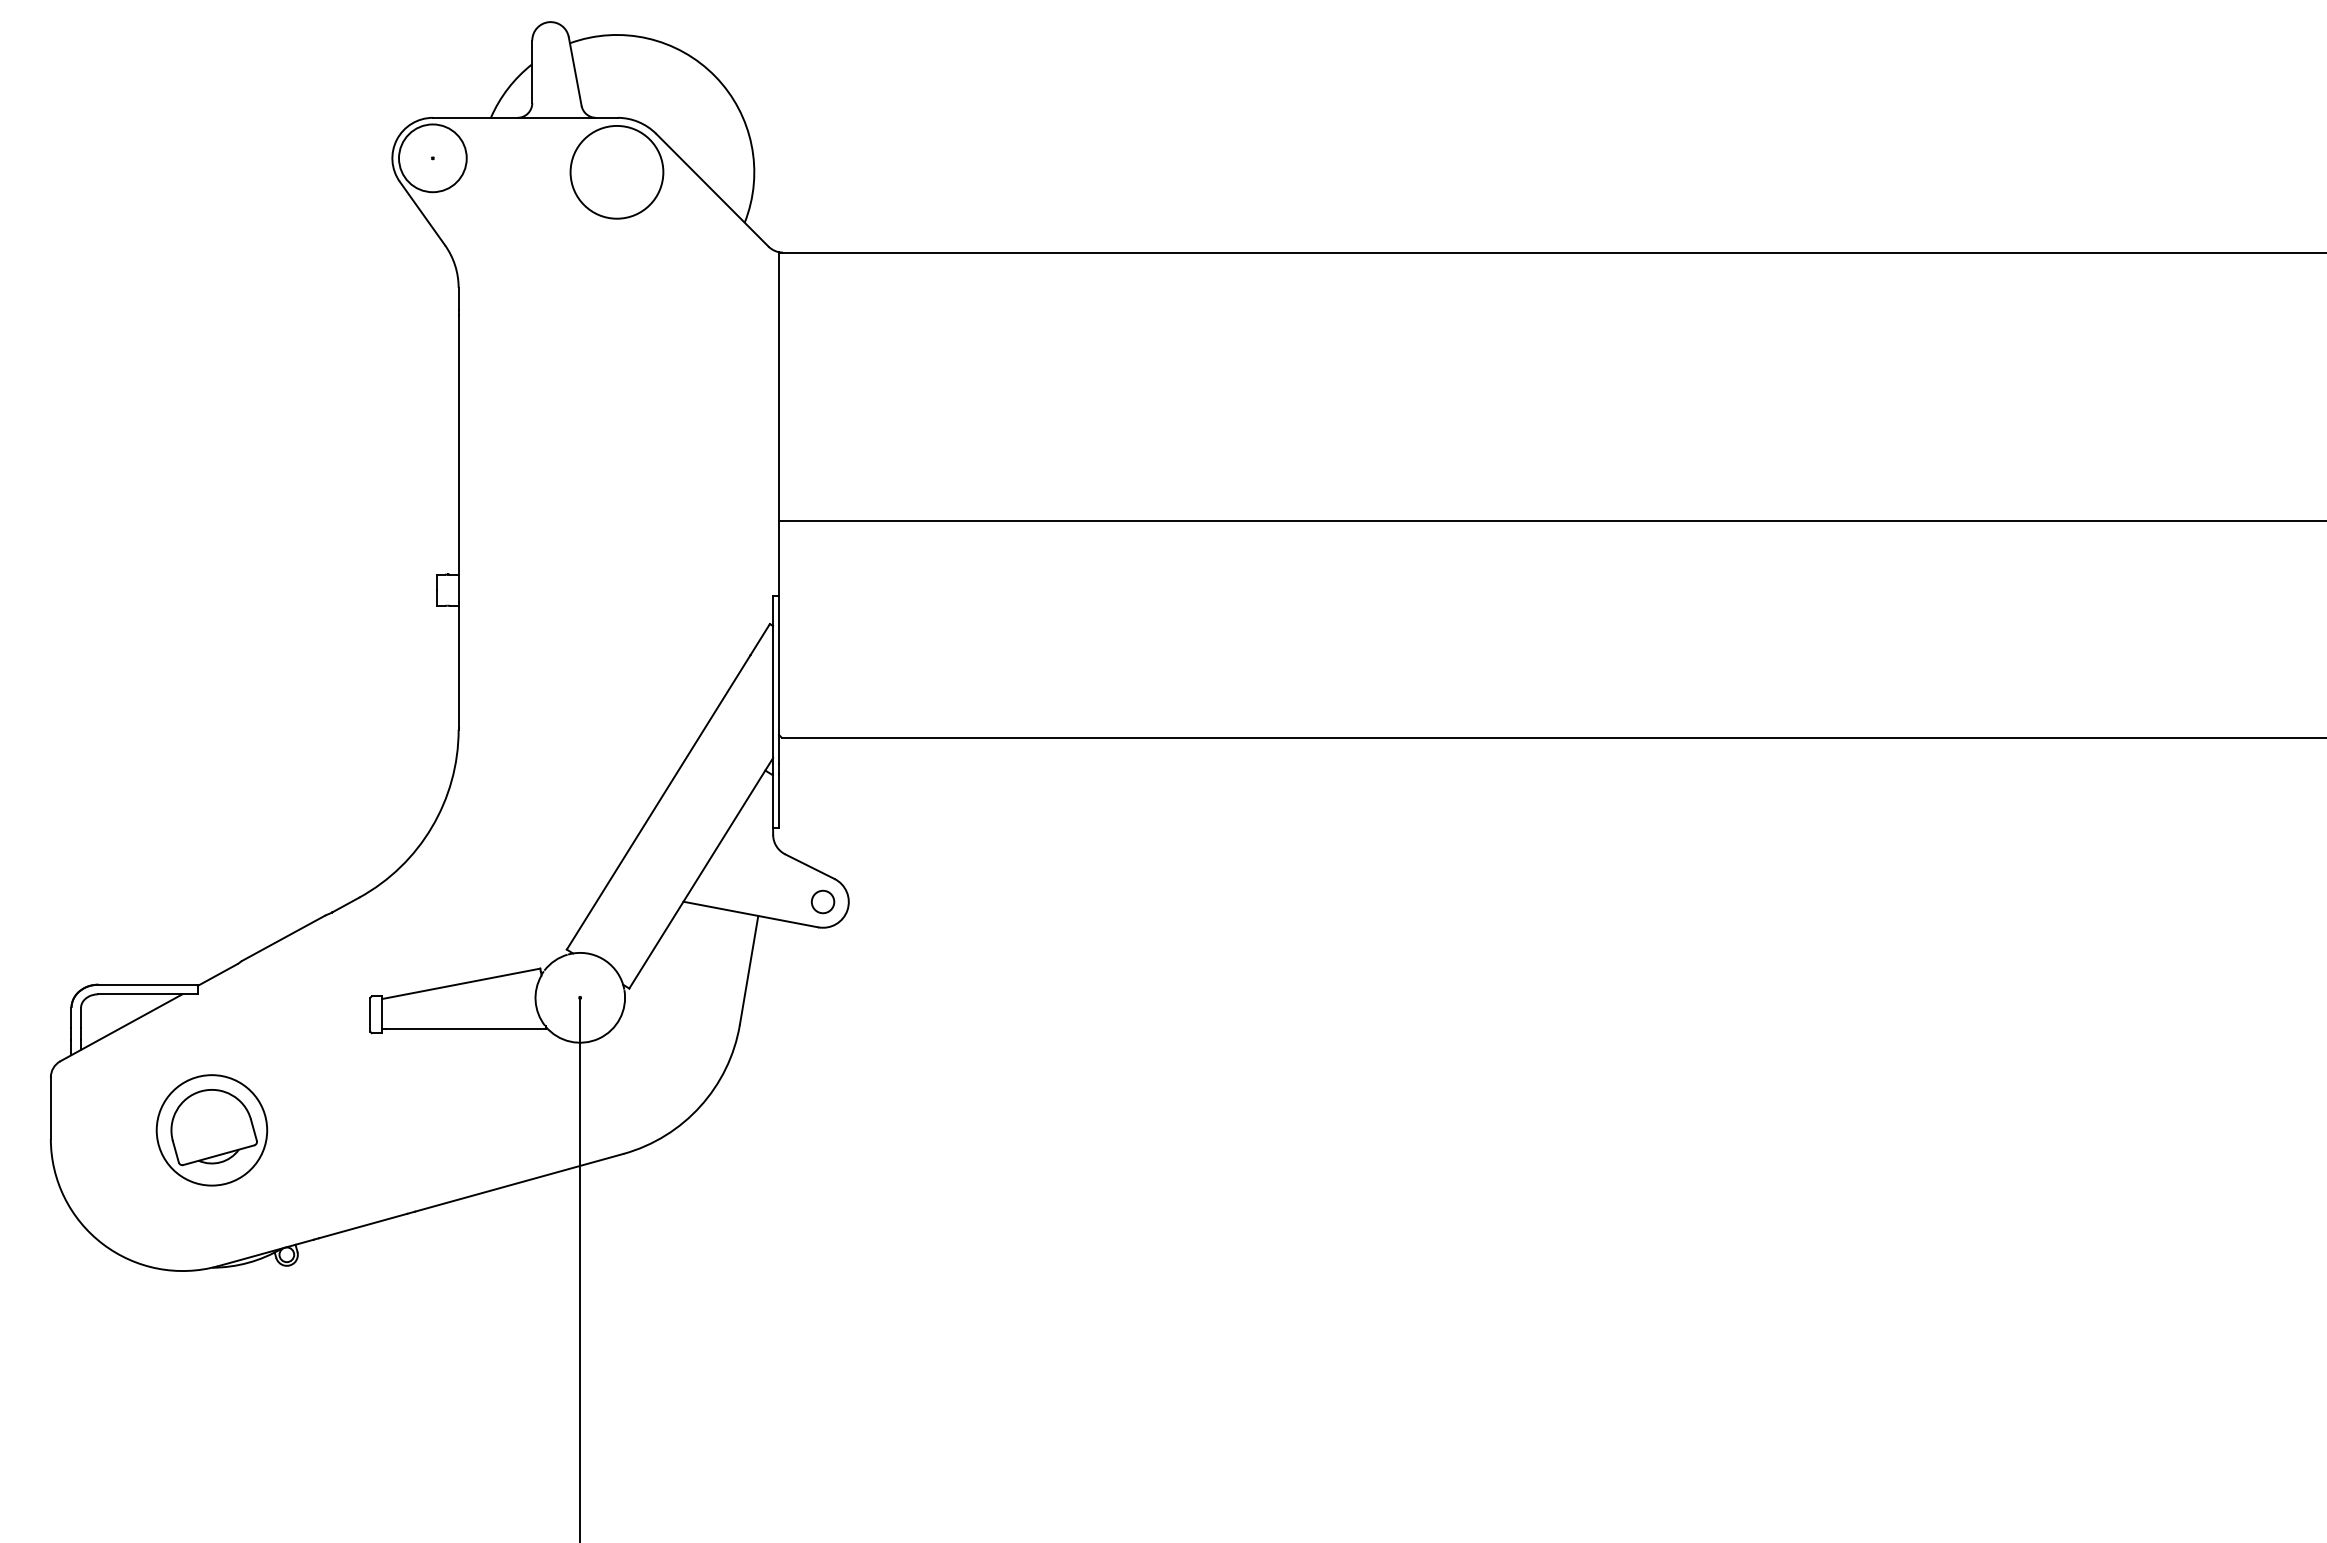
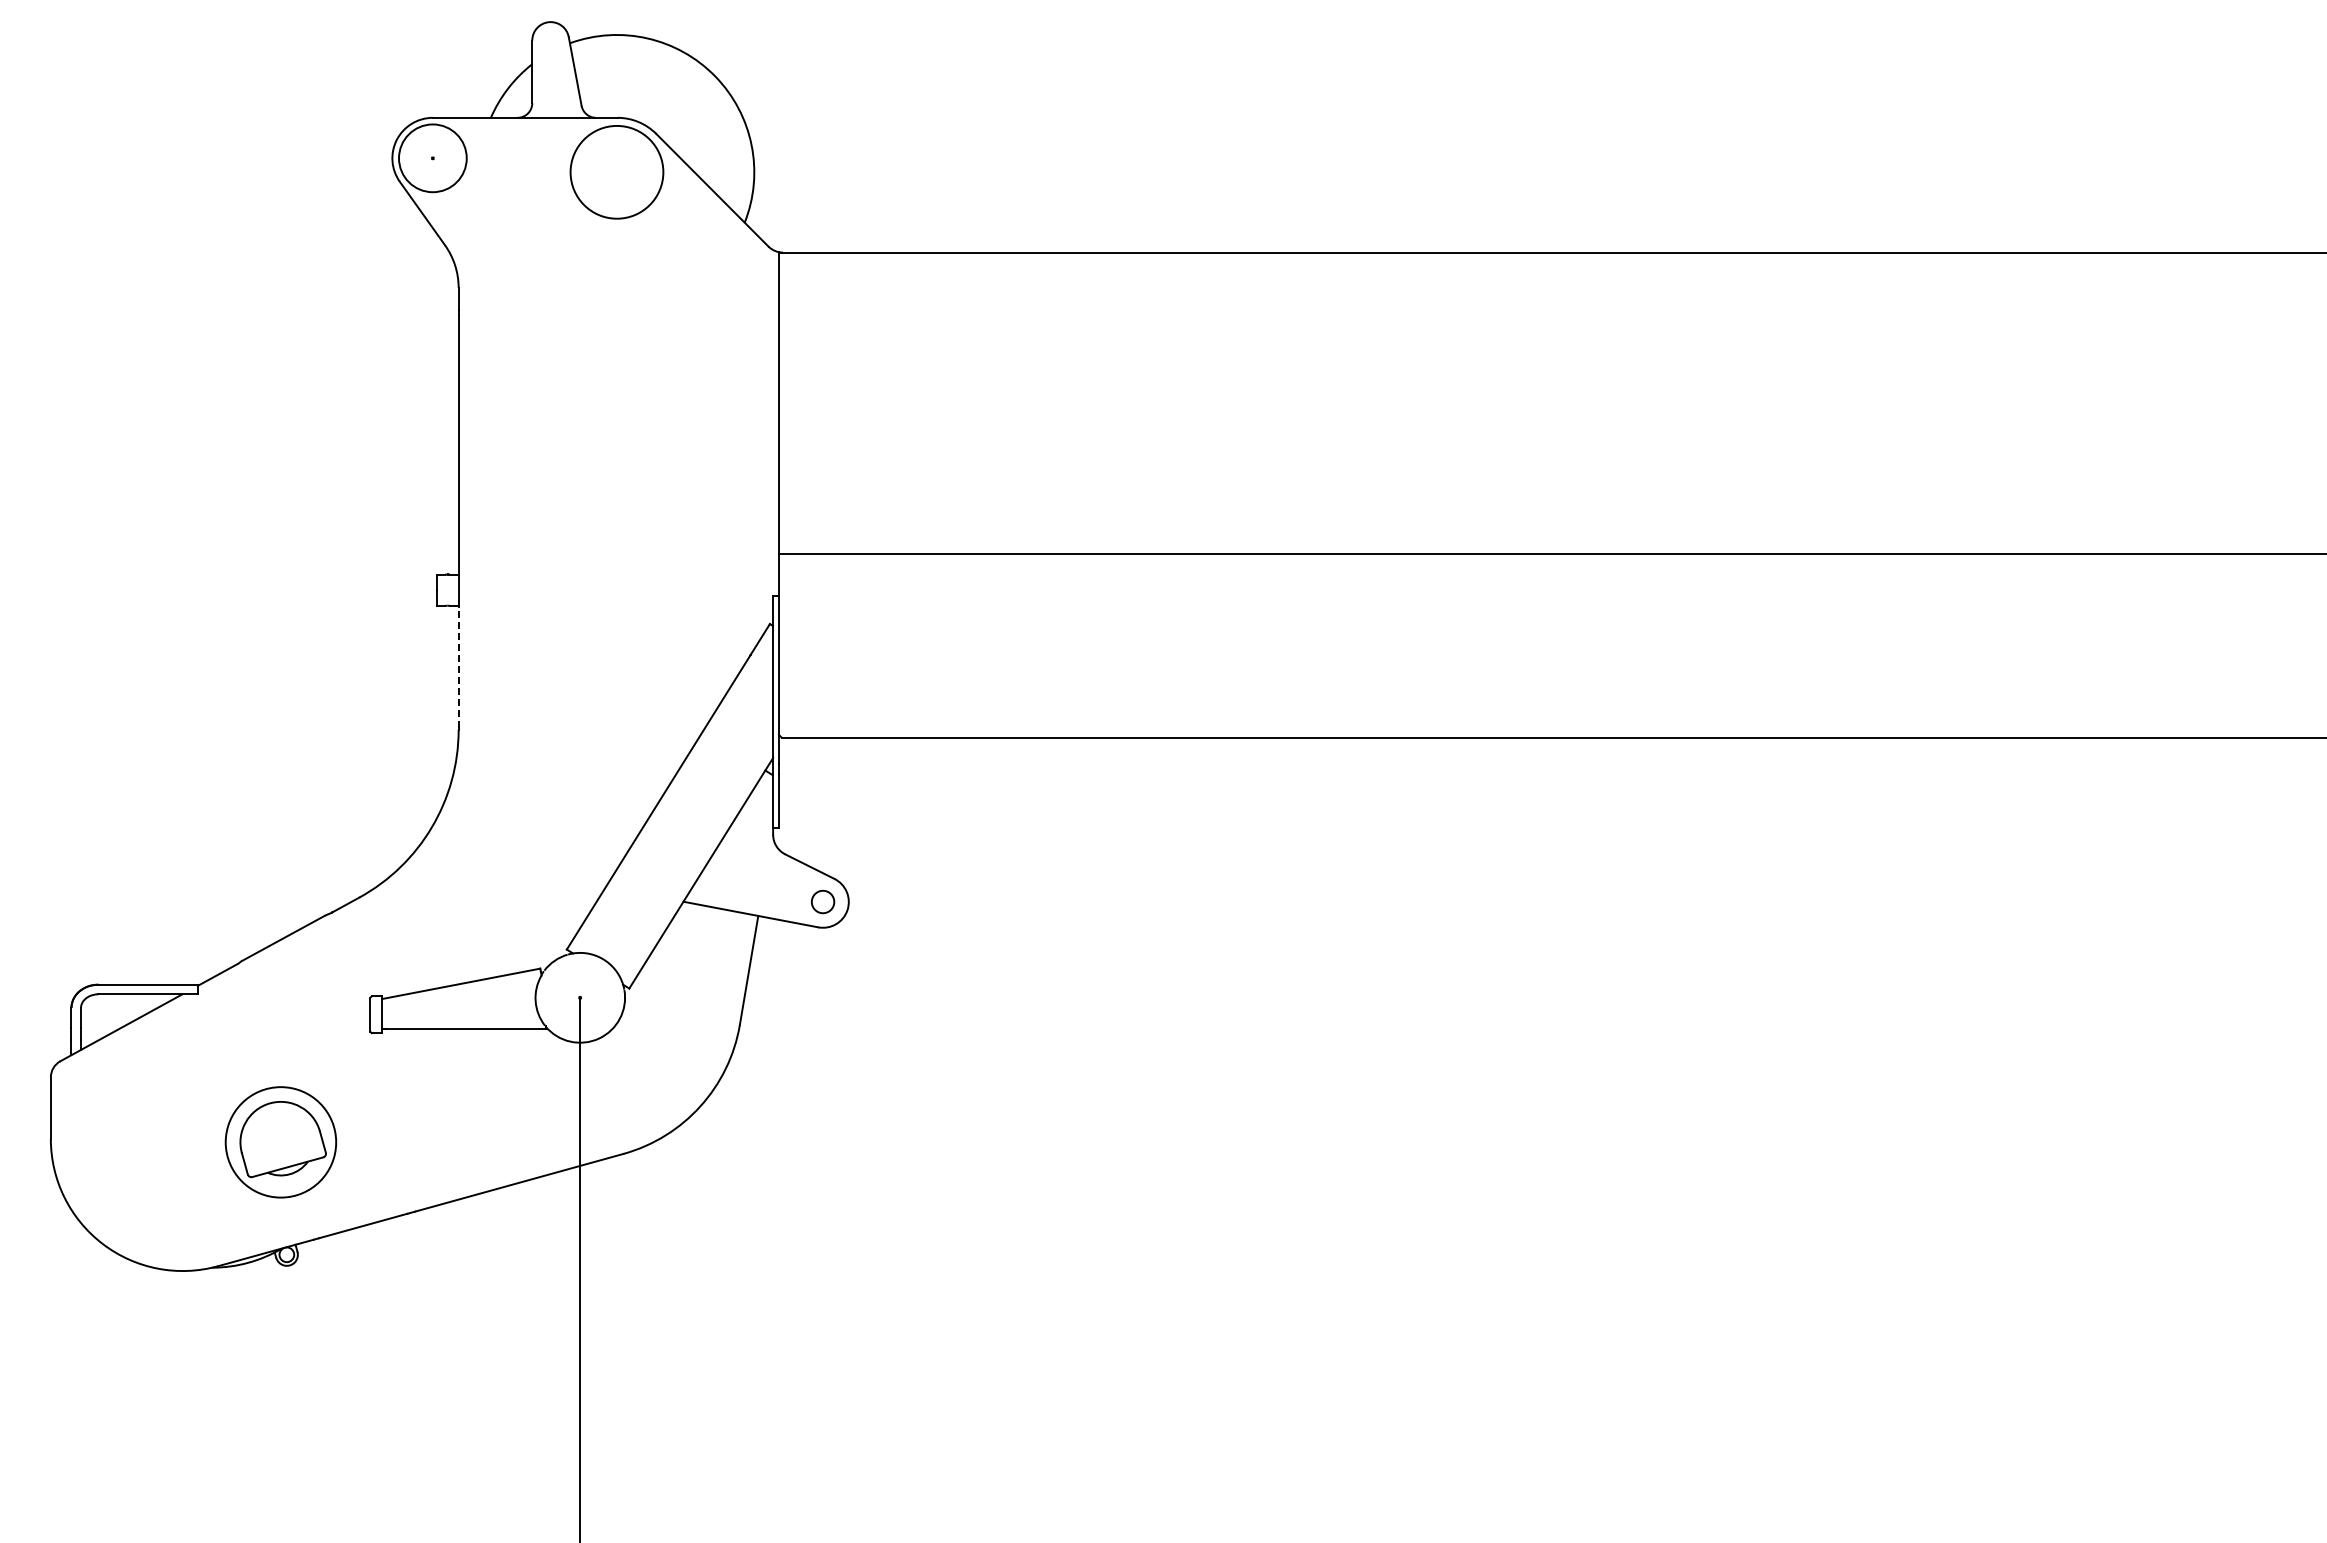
line position: (1550, 521) -> (1550, 554) (1550, 554)
line: solid -> dashed (458, 667)
part position: (211, 1130) -> (280, 1142) (280, 1142)
